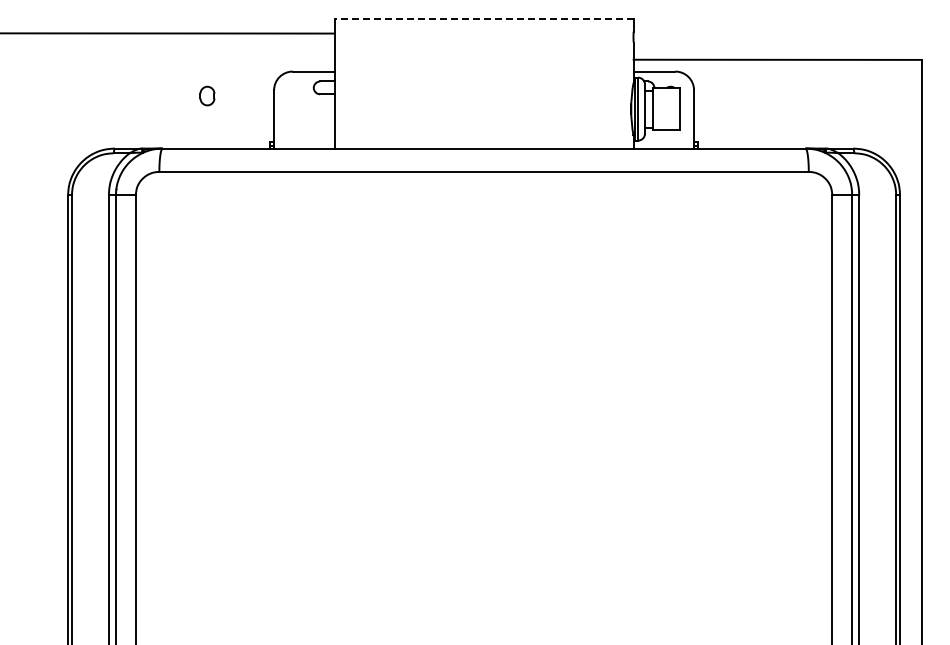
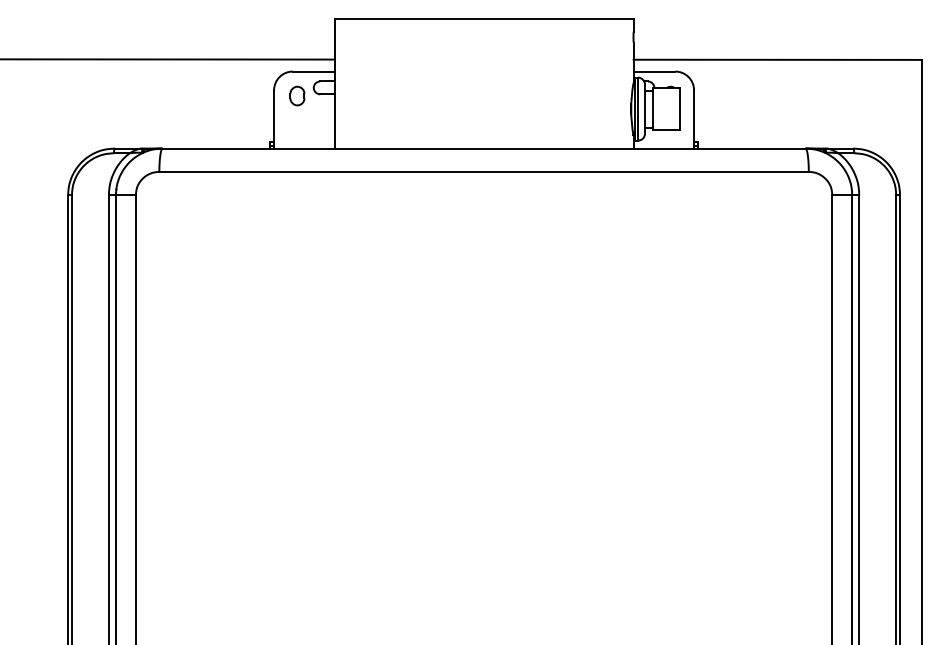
line: dashed -> solid (484, 19)
line position: (168, 33) -> (168, 59) (168, 59)
part position: (207, 95) -> (297, 95) (297, 95)
